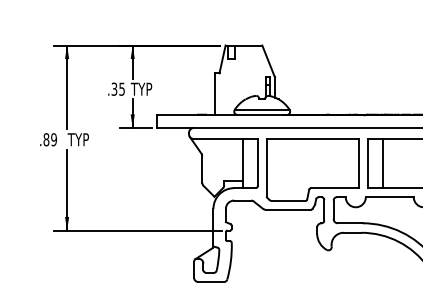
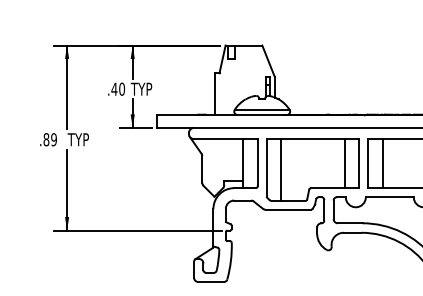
text: .35 -> .40 (118, 88)
line: none -> present (345, 163)
line: none -> present (280, 170)
